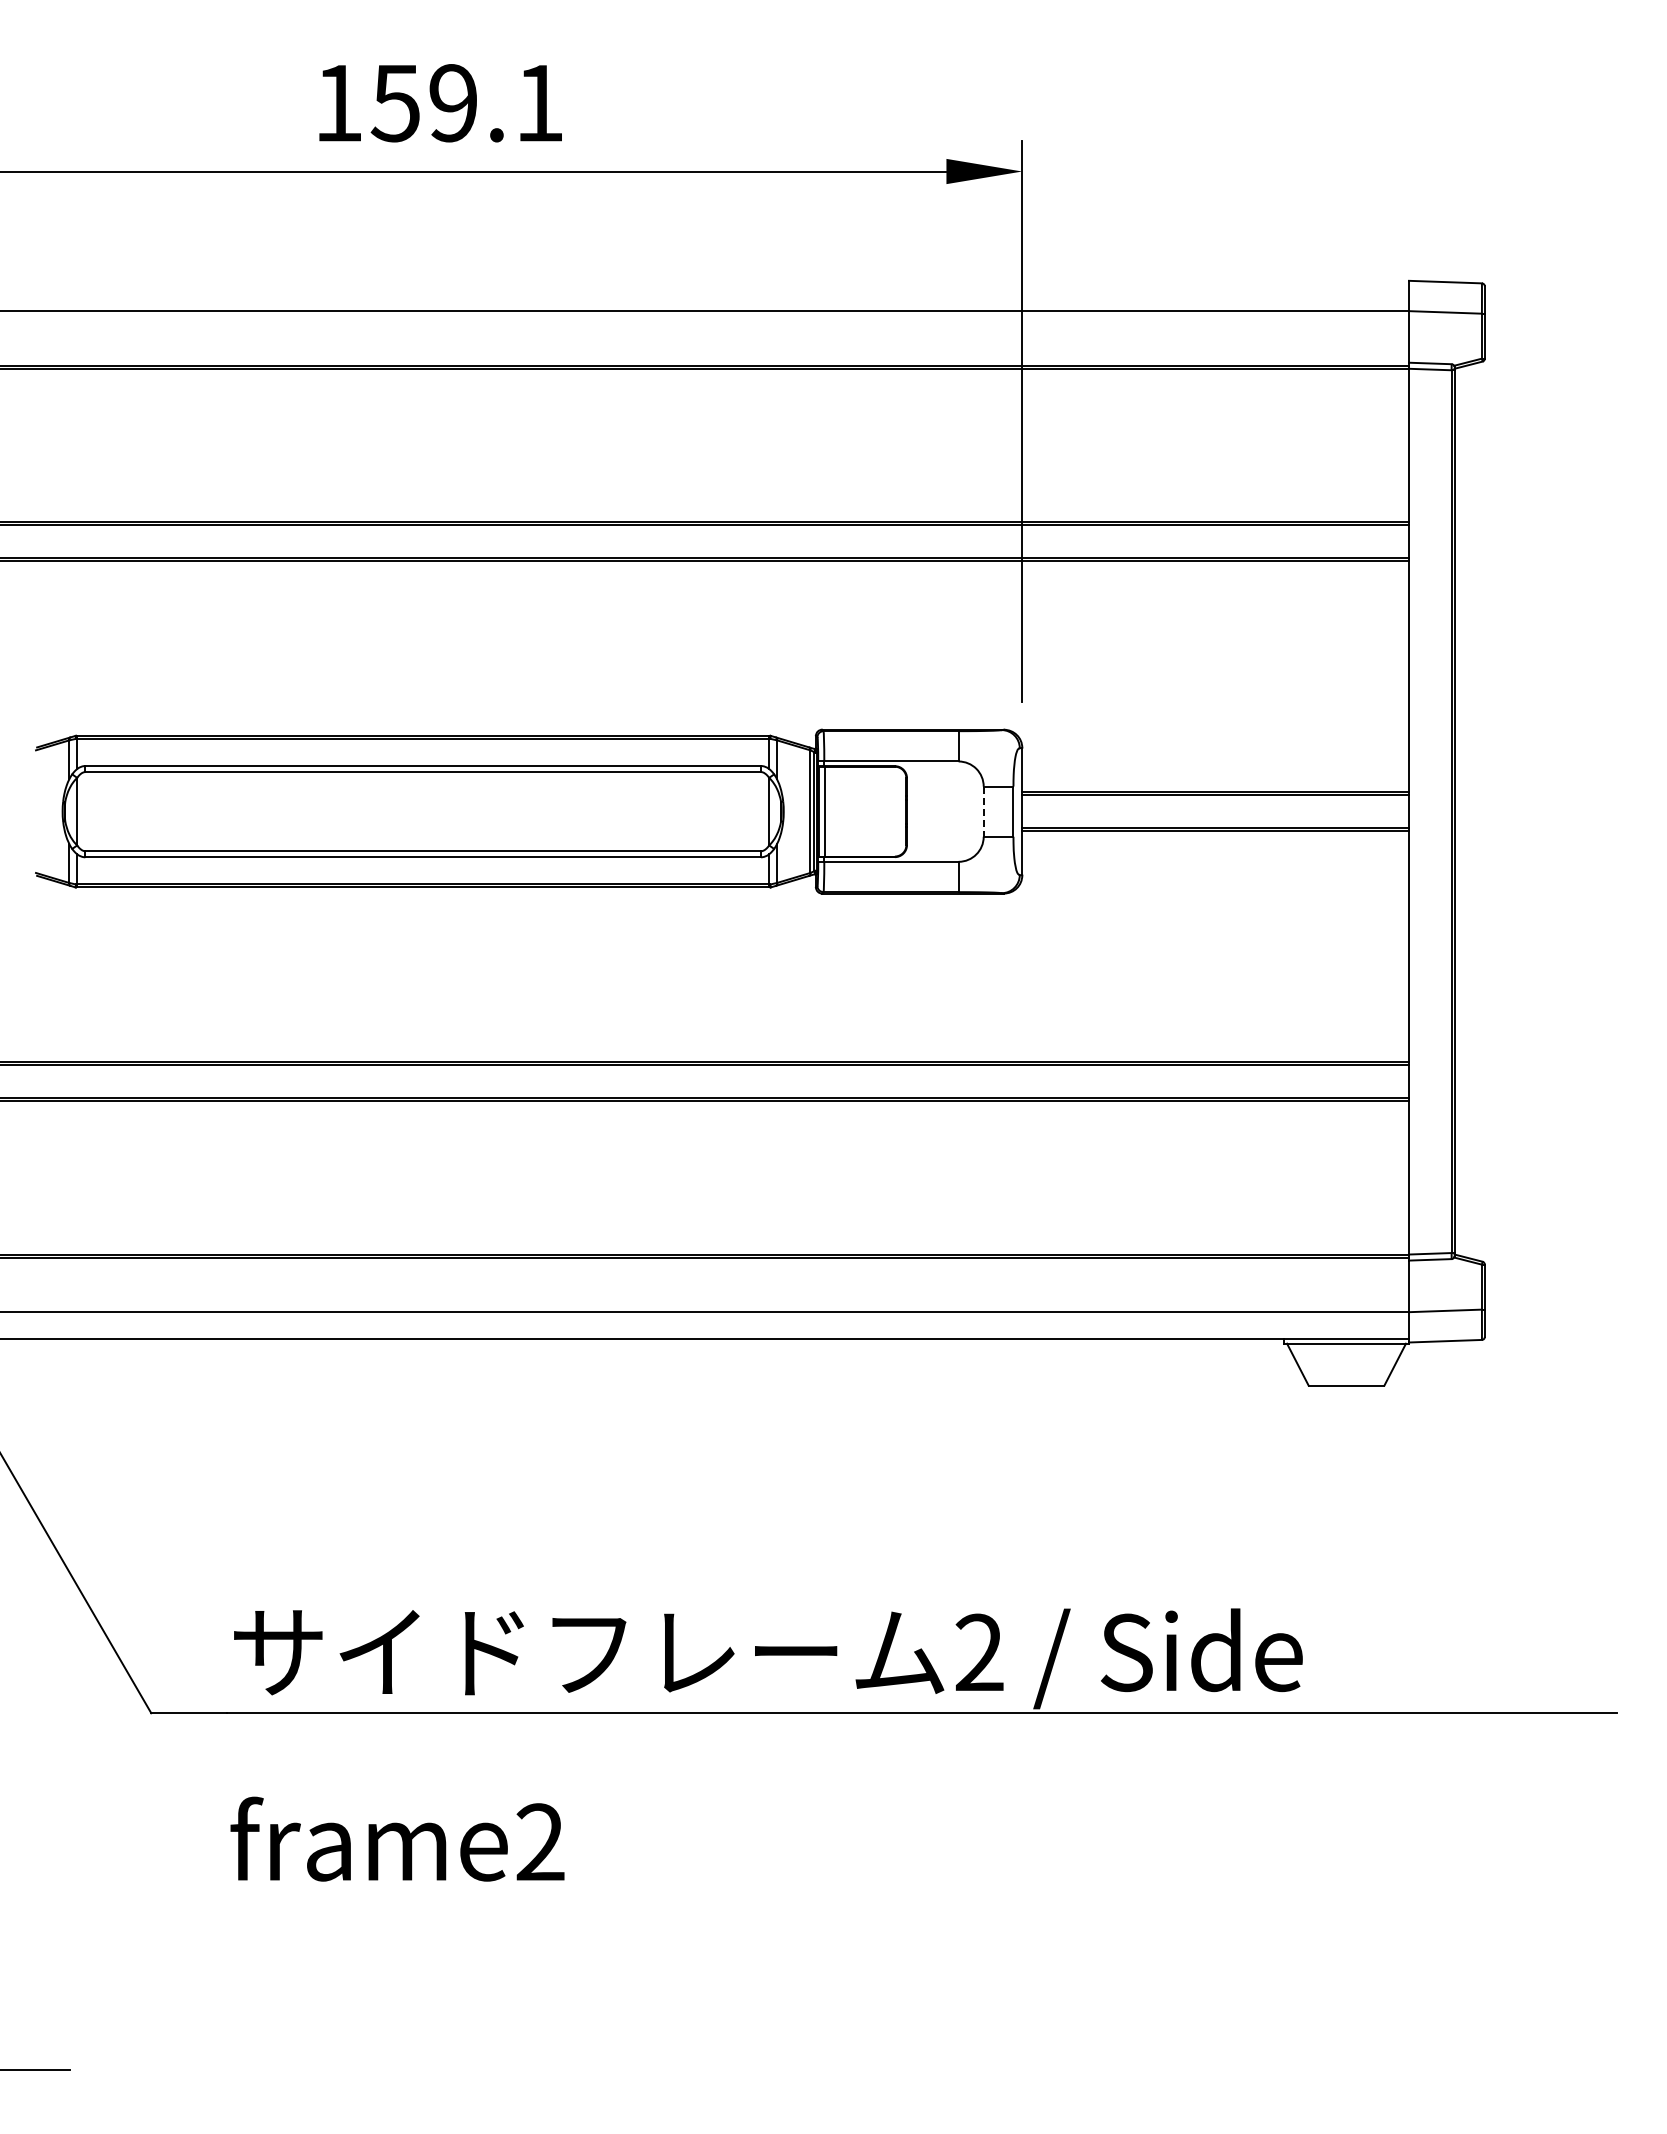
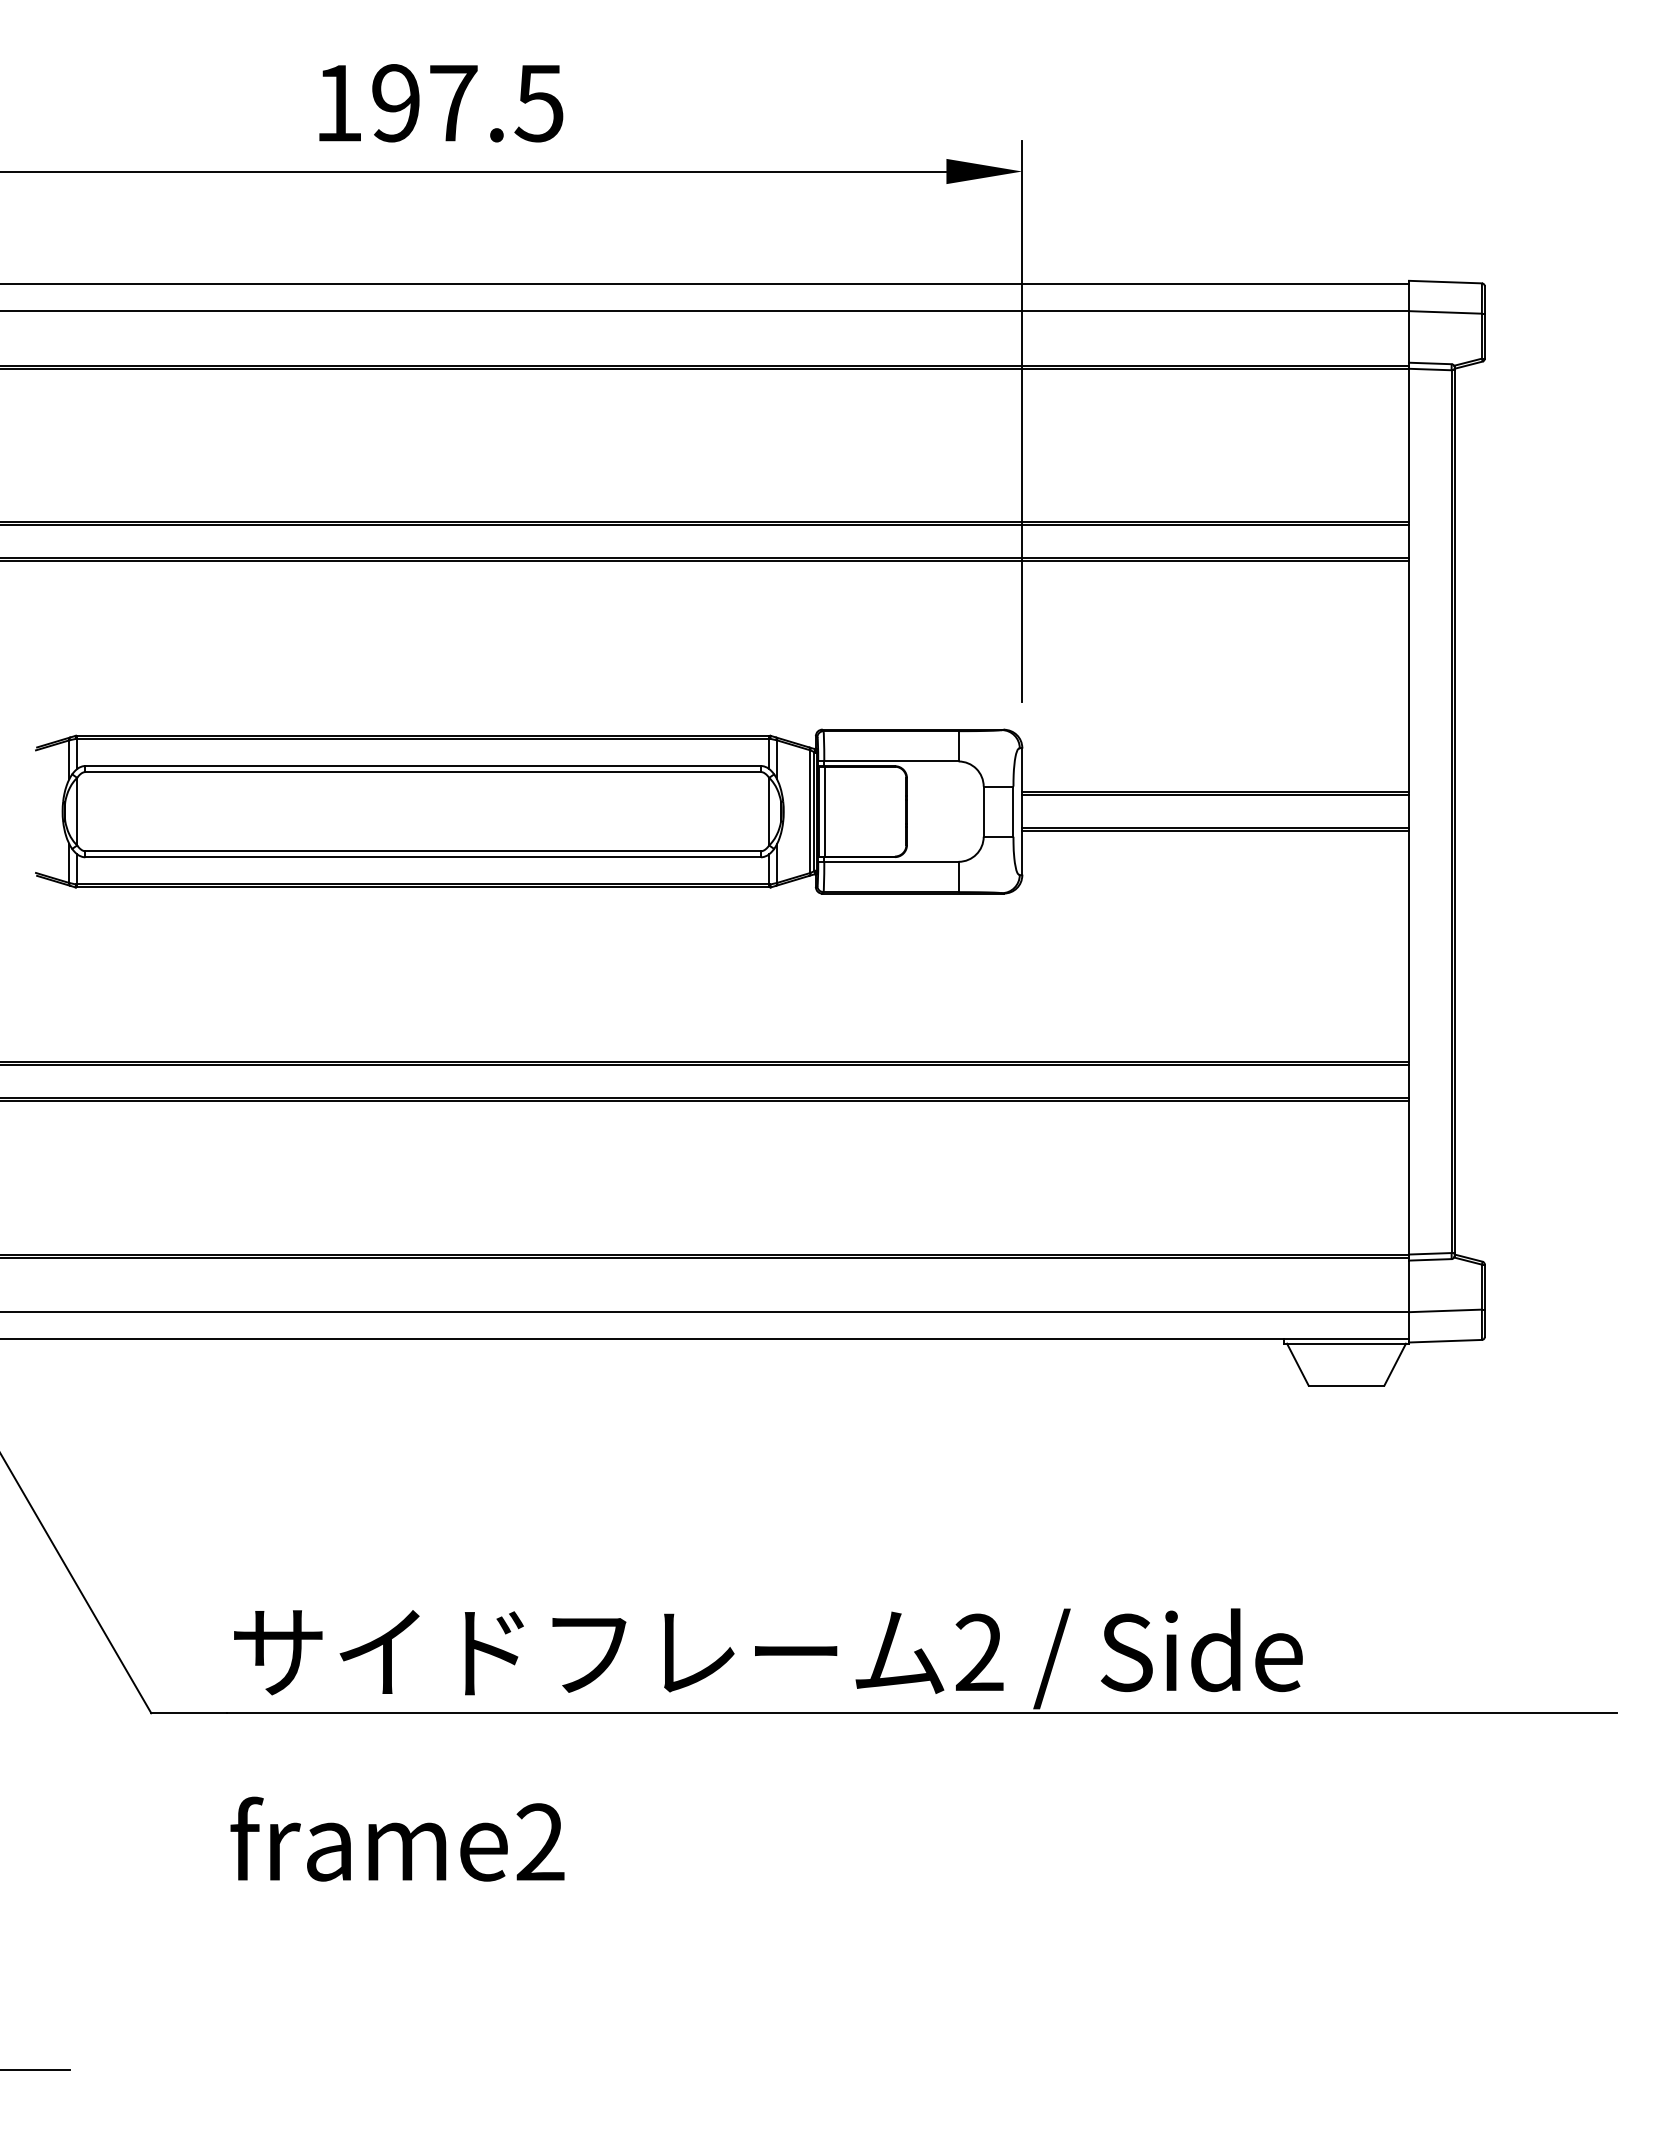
text: 159.1 -> 197.5 (466, 103)
line: none -> present (705, 283)
line: dashed -> solid (983, 812)
